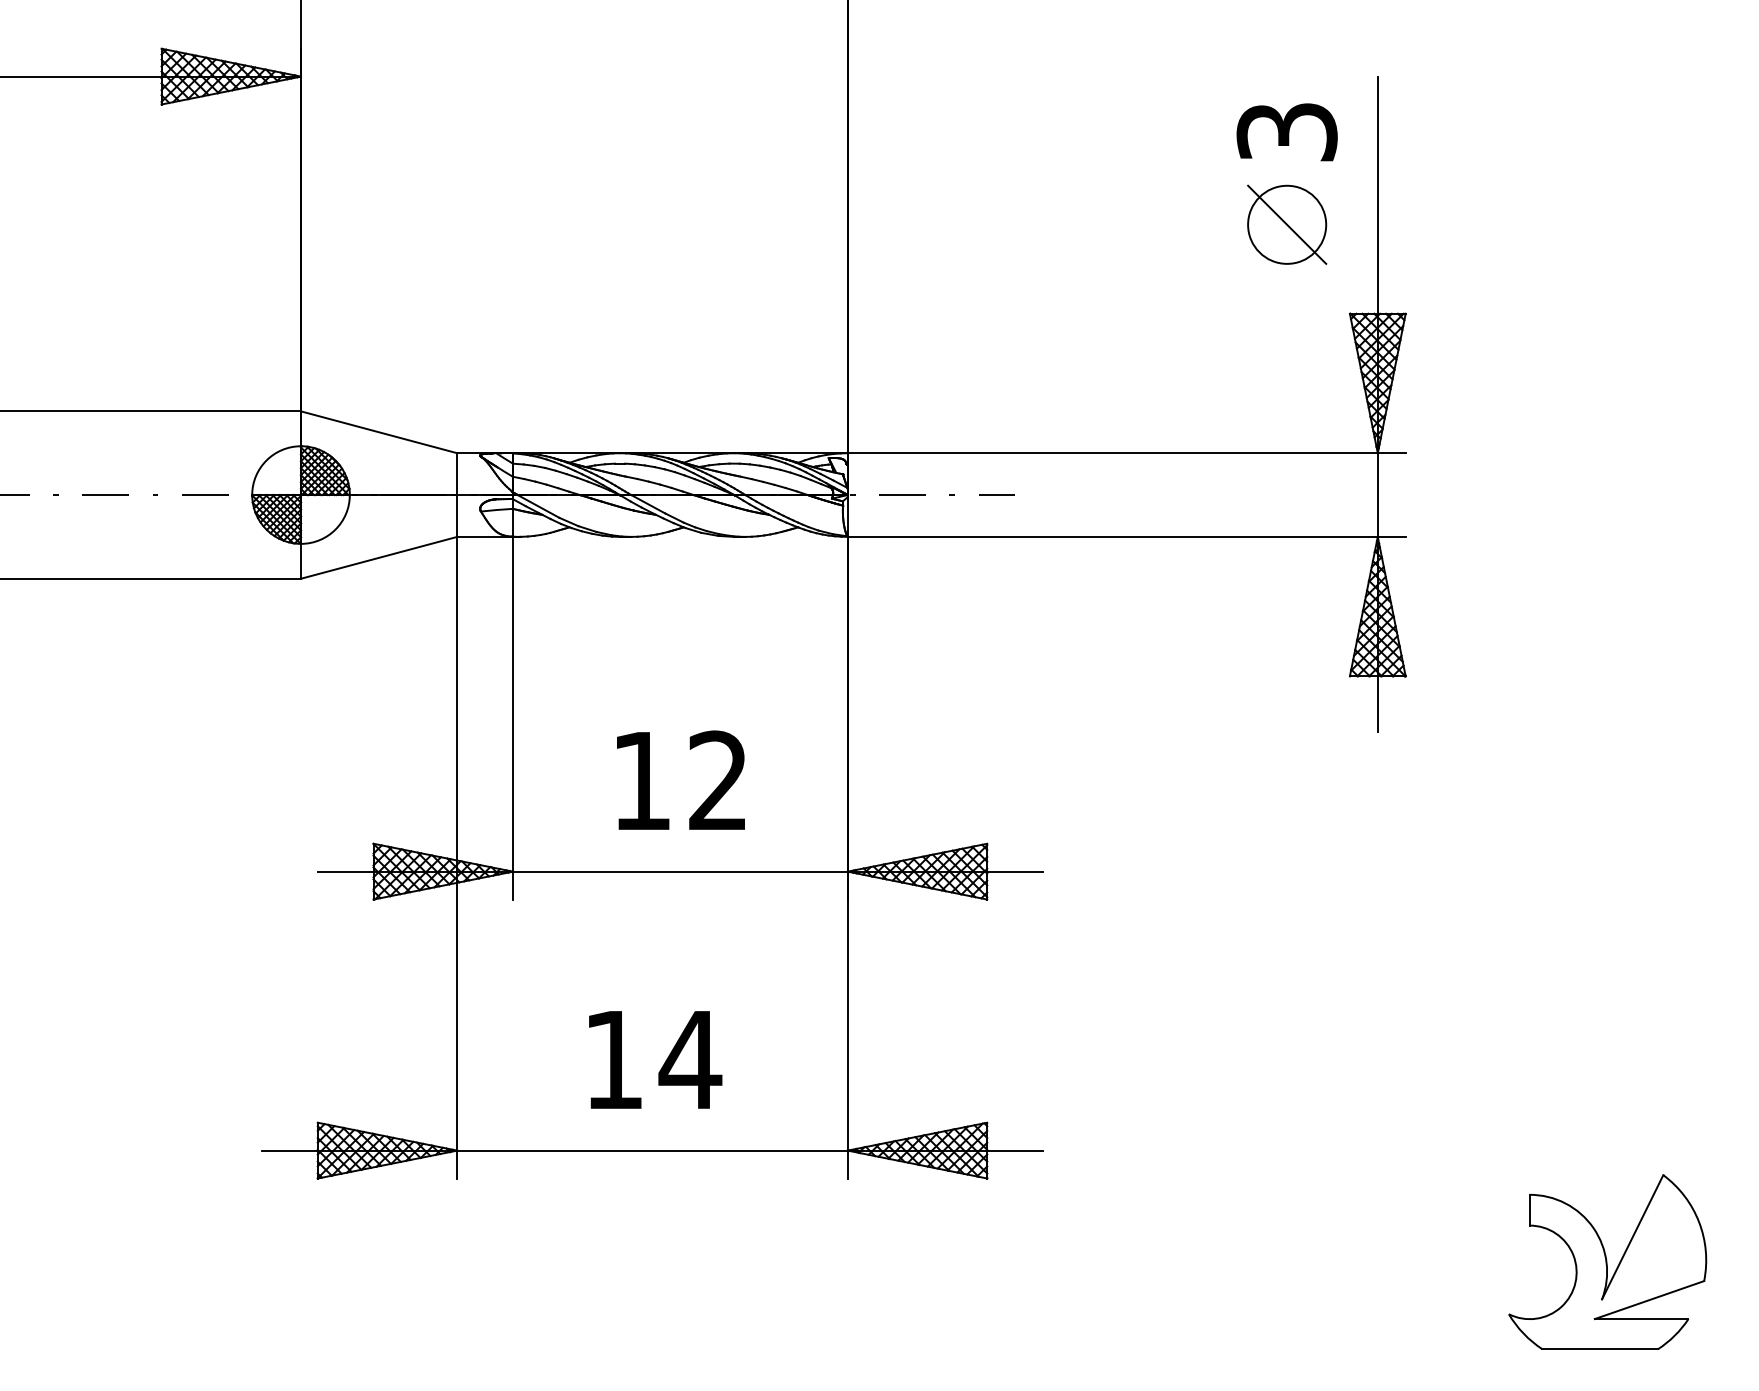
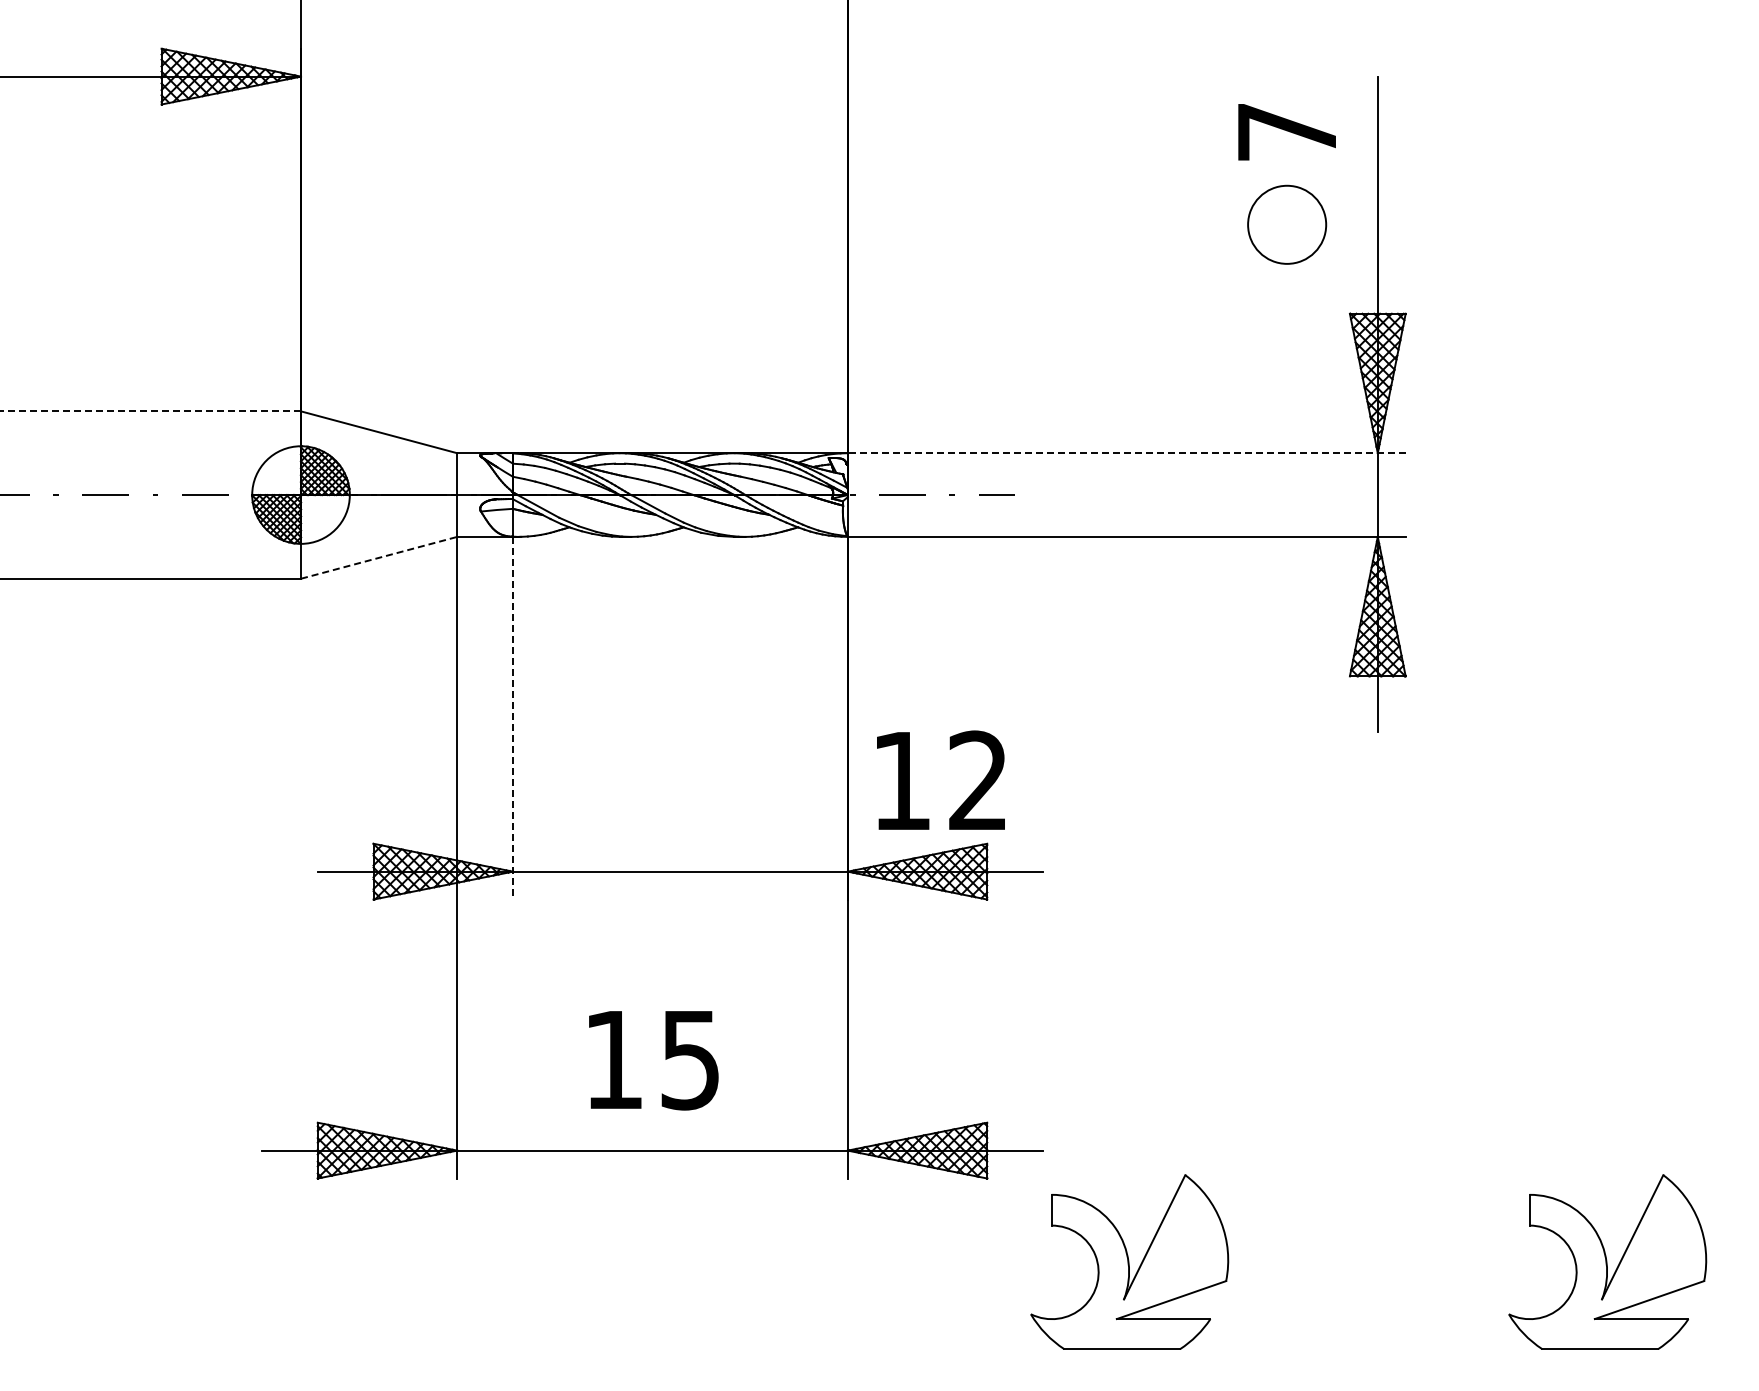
text: 3 -> 7 (1286, 132)
line: present -> none (1287, 224)
line: solid -> dashed (150, 411)
line: solid -> dashed (1126, 453)
line: solid -> dashed (379, 557)
line: solid -> dashed (513, 718)
text position: (680, 779) -> (940, 779) (940, 779)
text: 14 -> 15 (690, 1060)
part: none -> present (1129, 1261)
